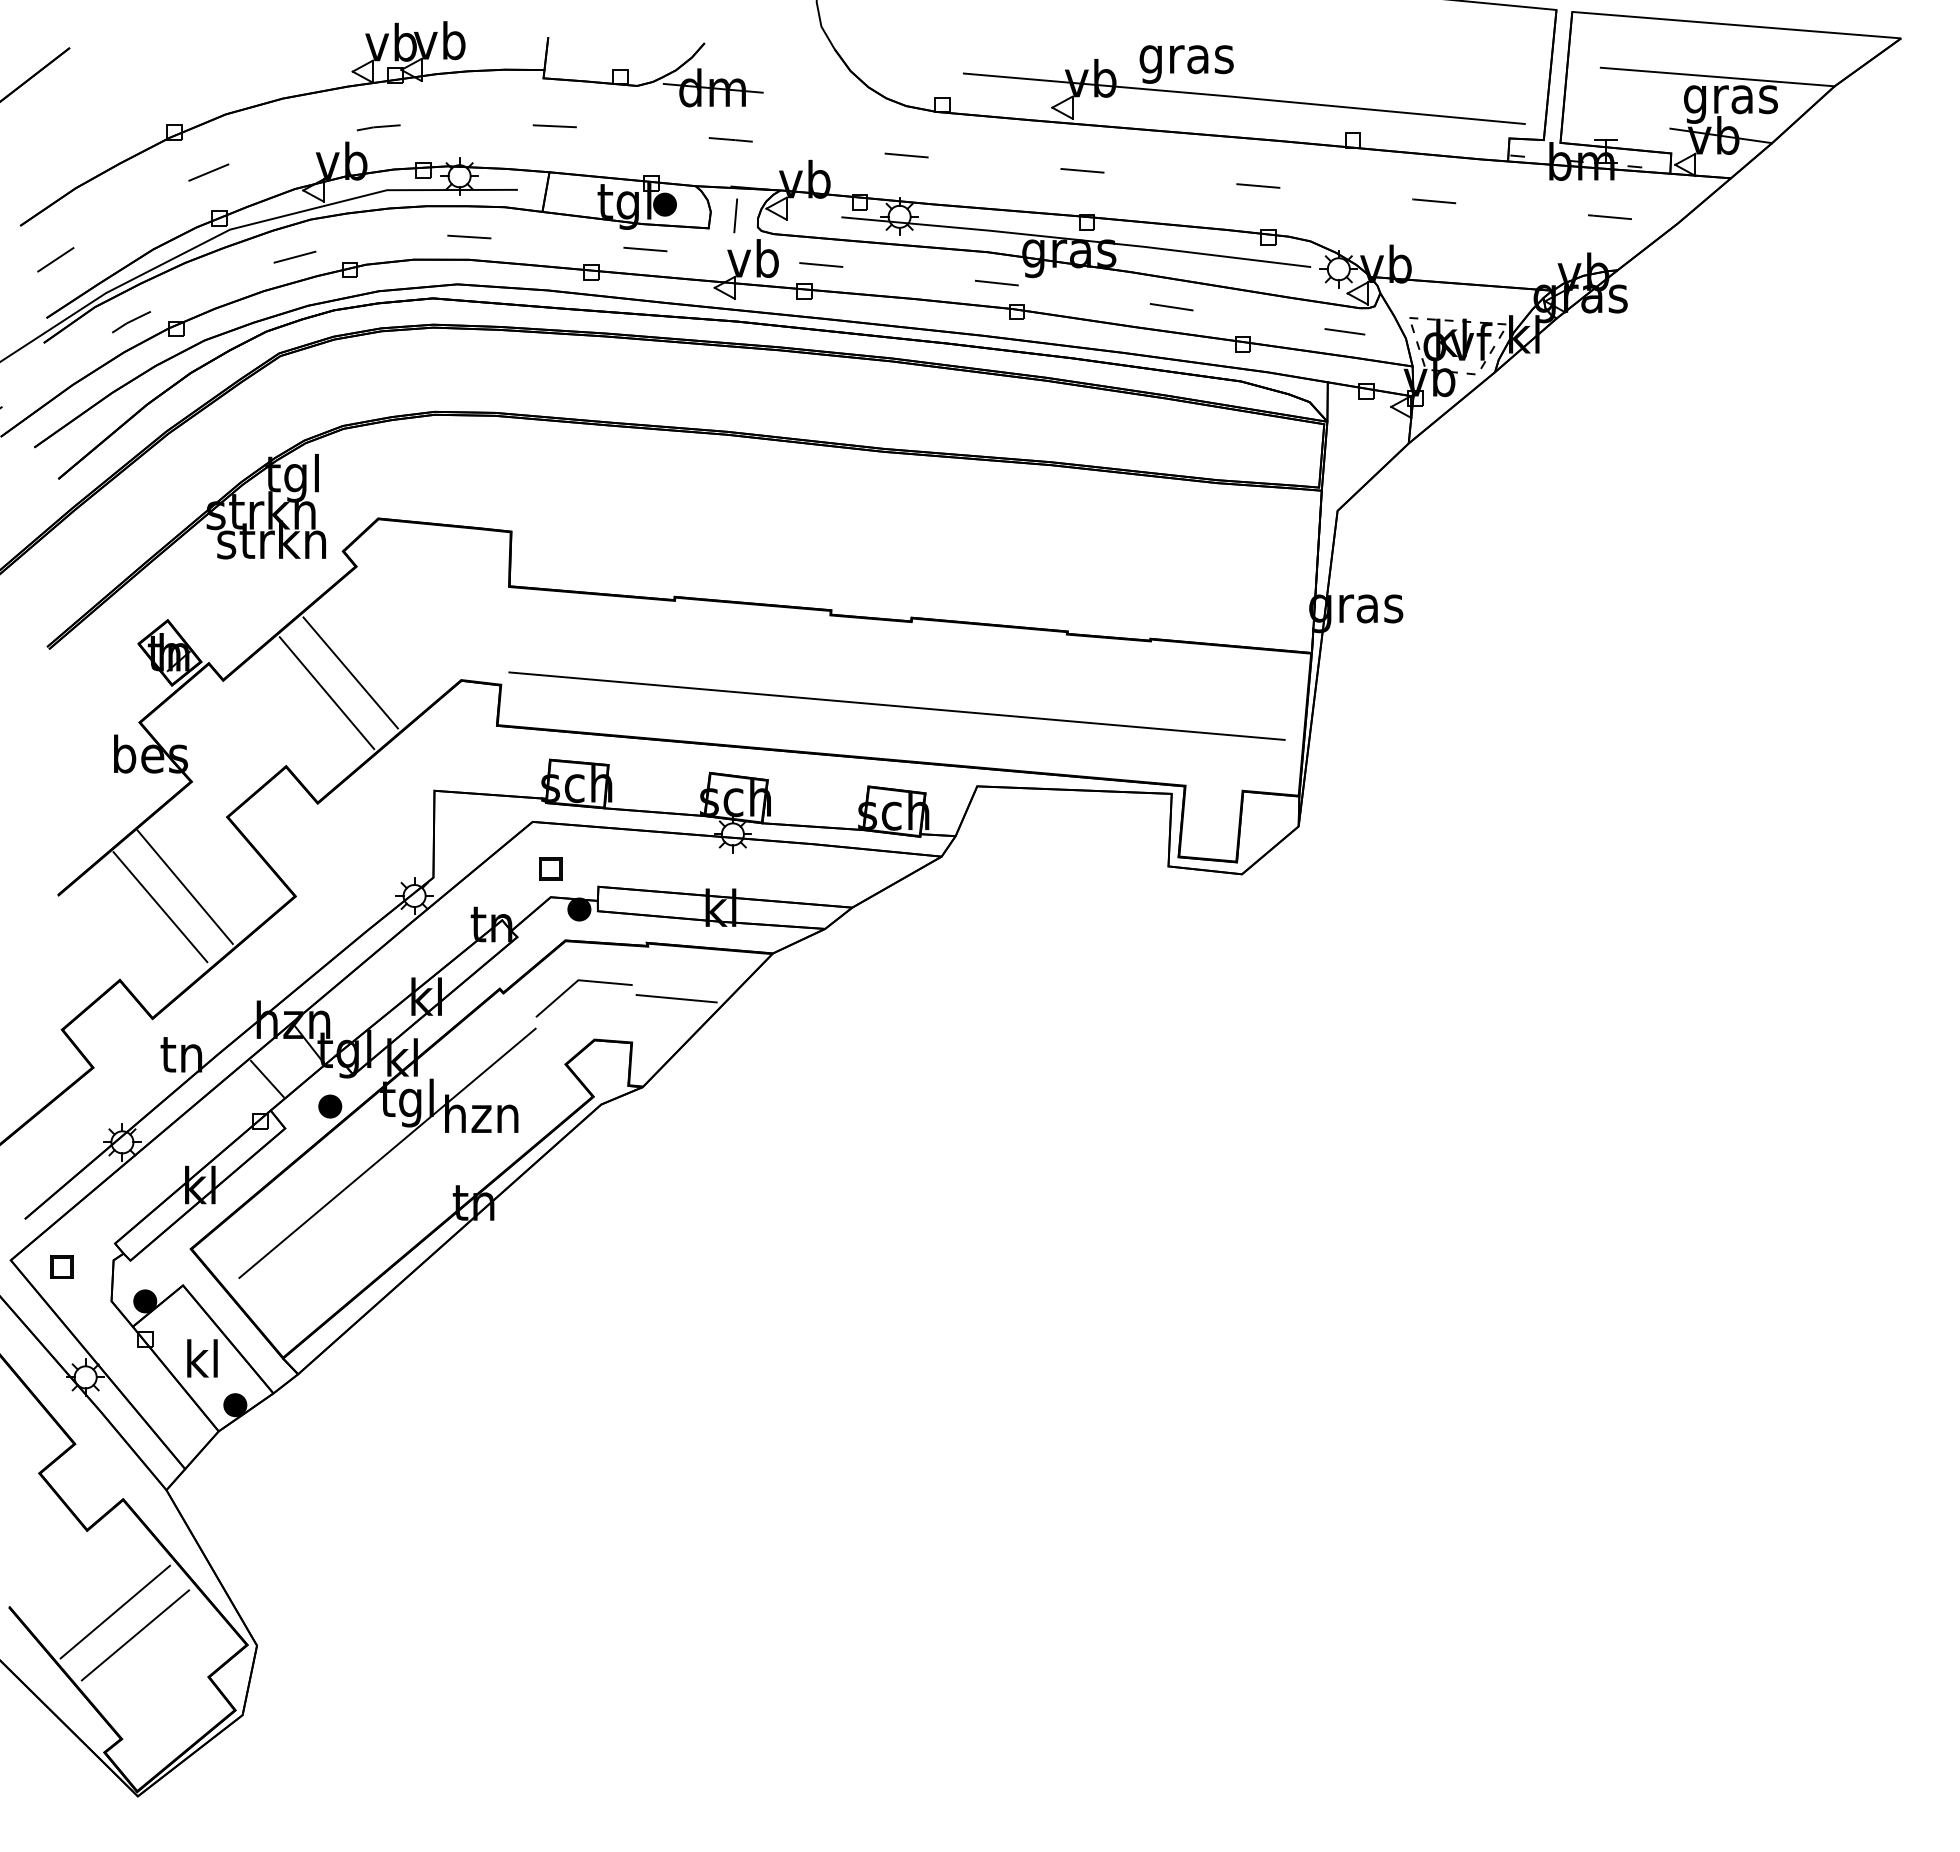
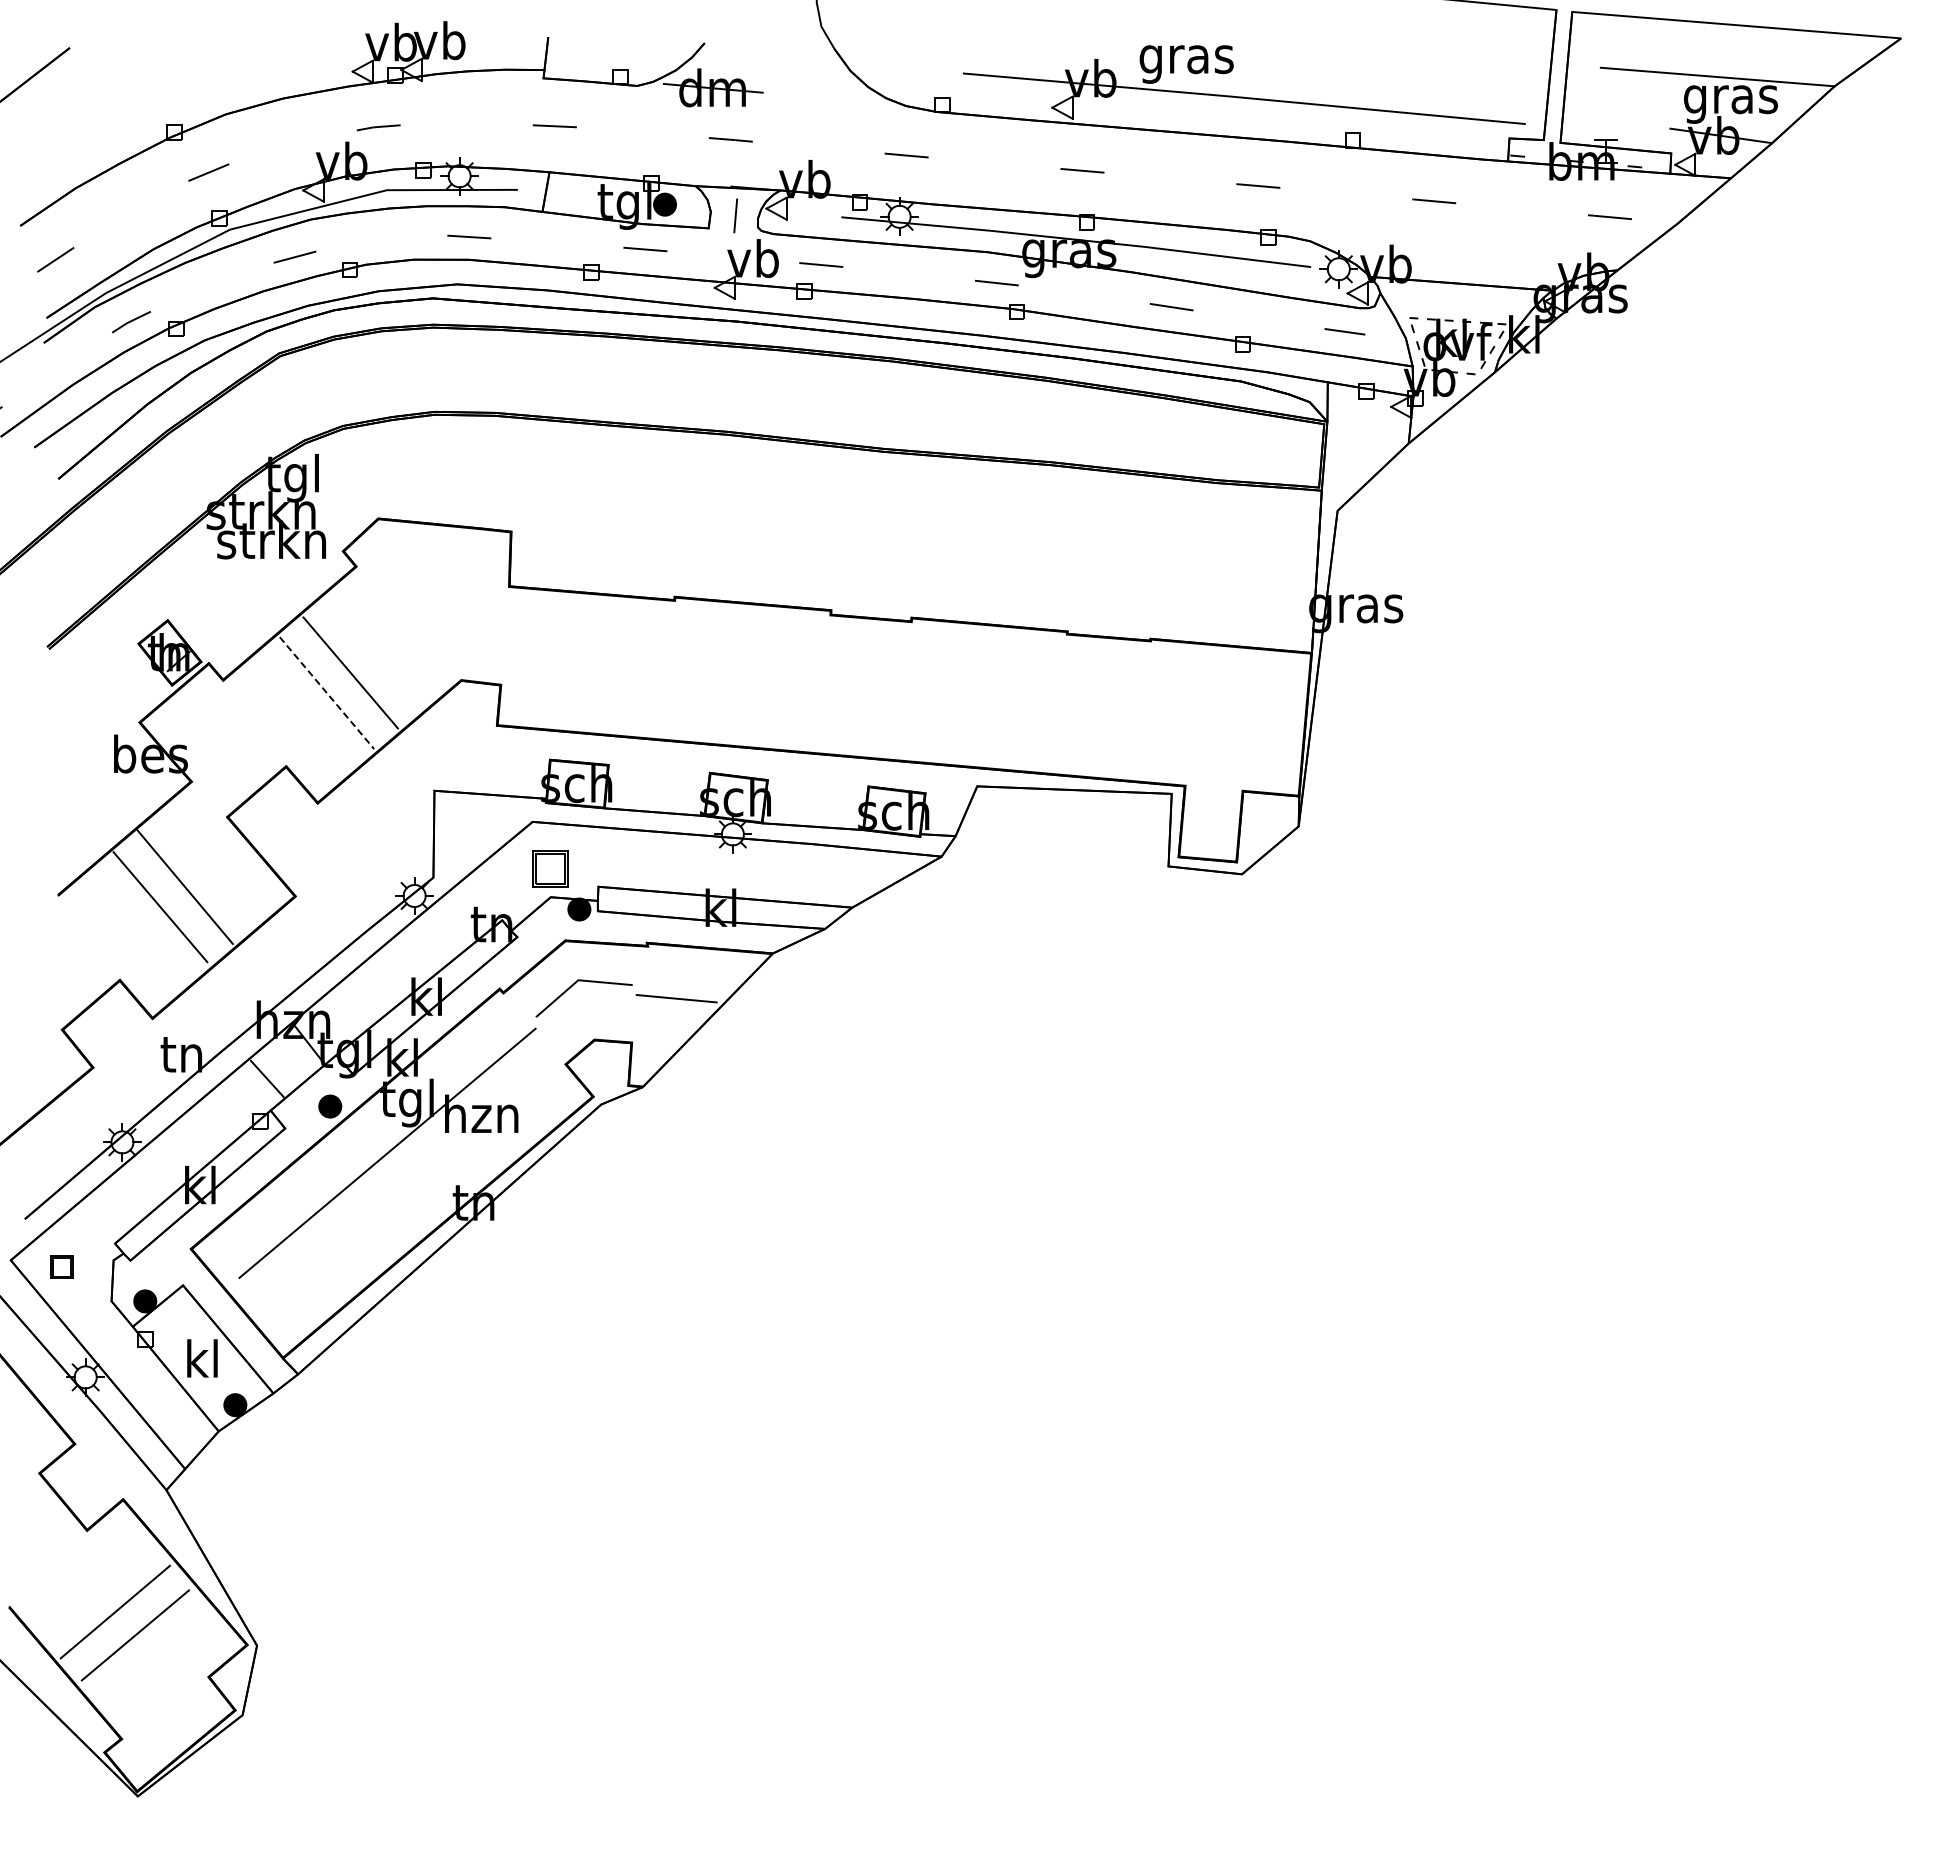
line: solid -> dashed (327, 693)
line: present -> none (896, 705)
part size: 24x24 px -> 37x38 px (550, 868)
